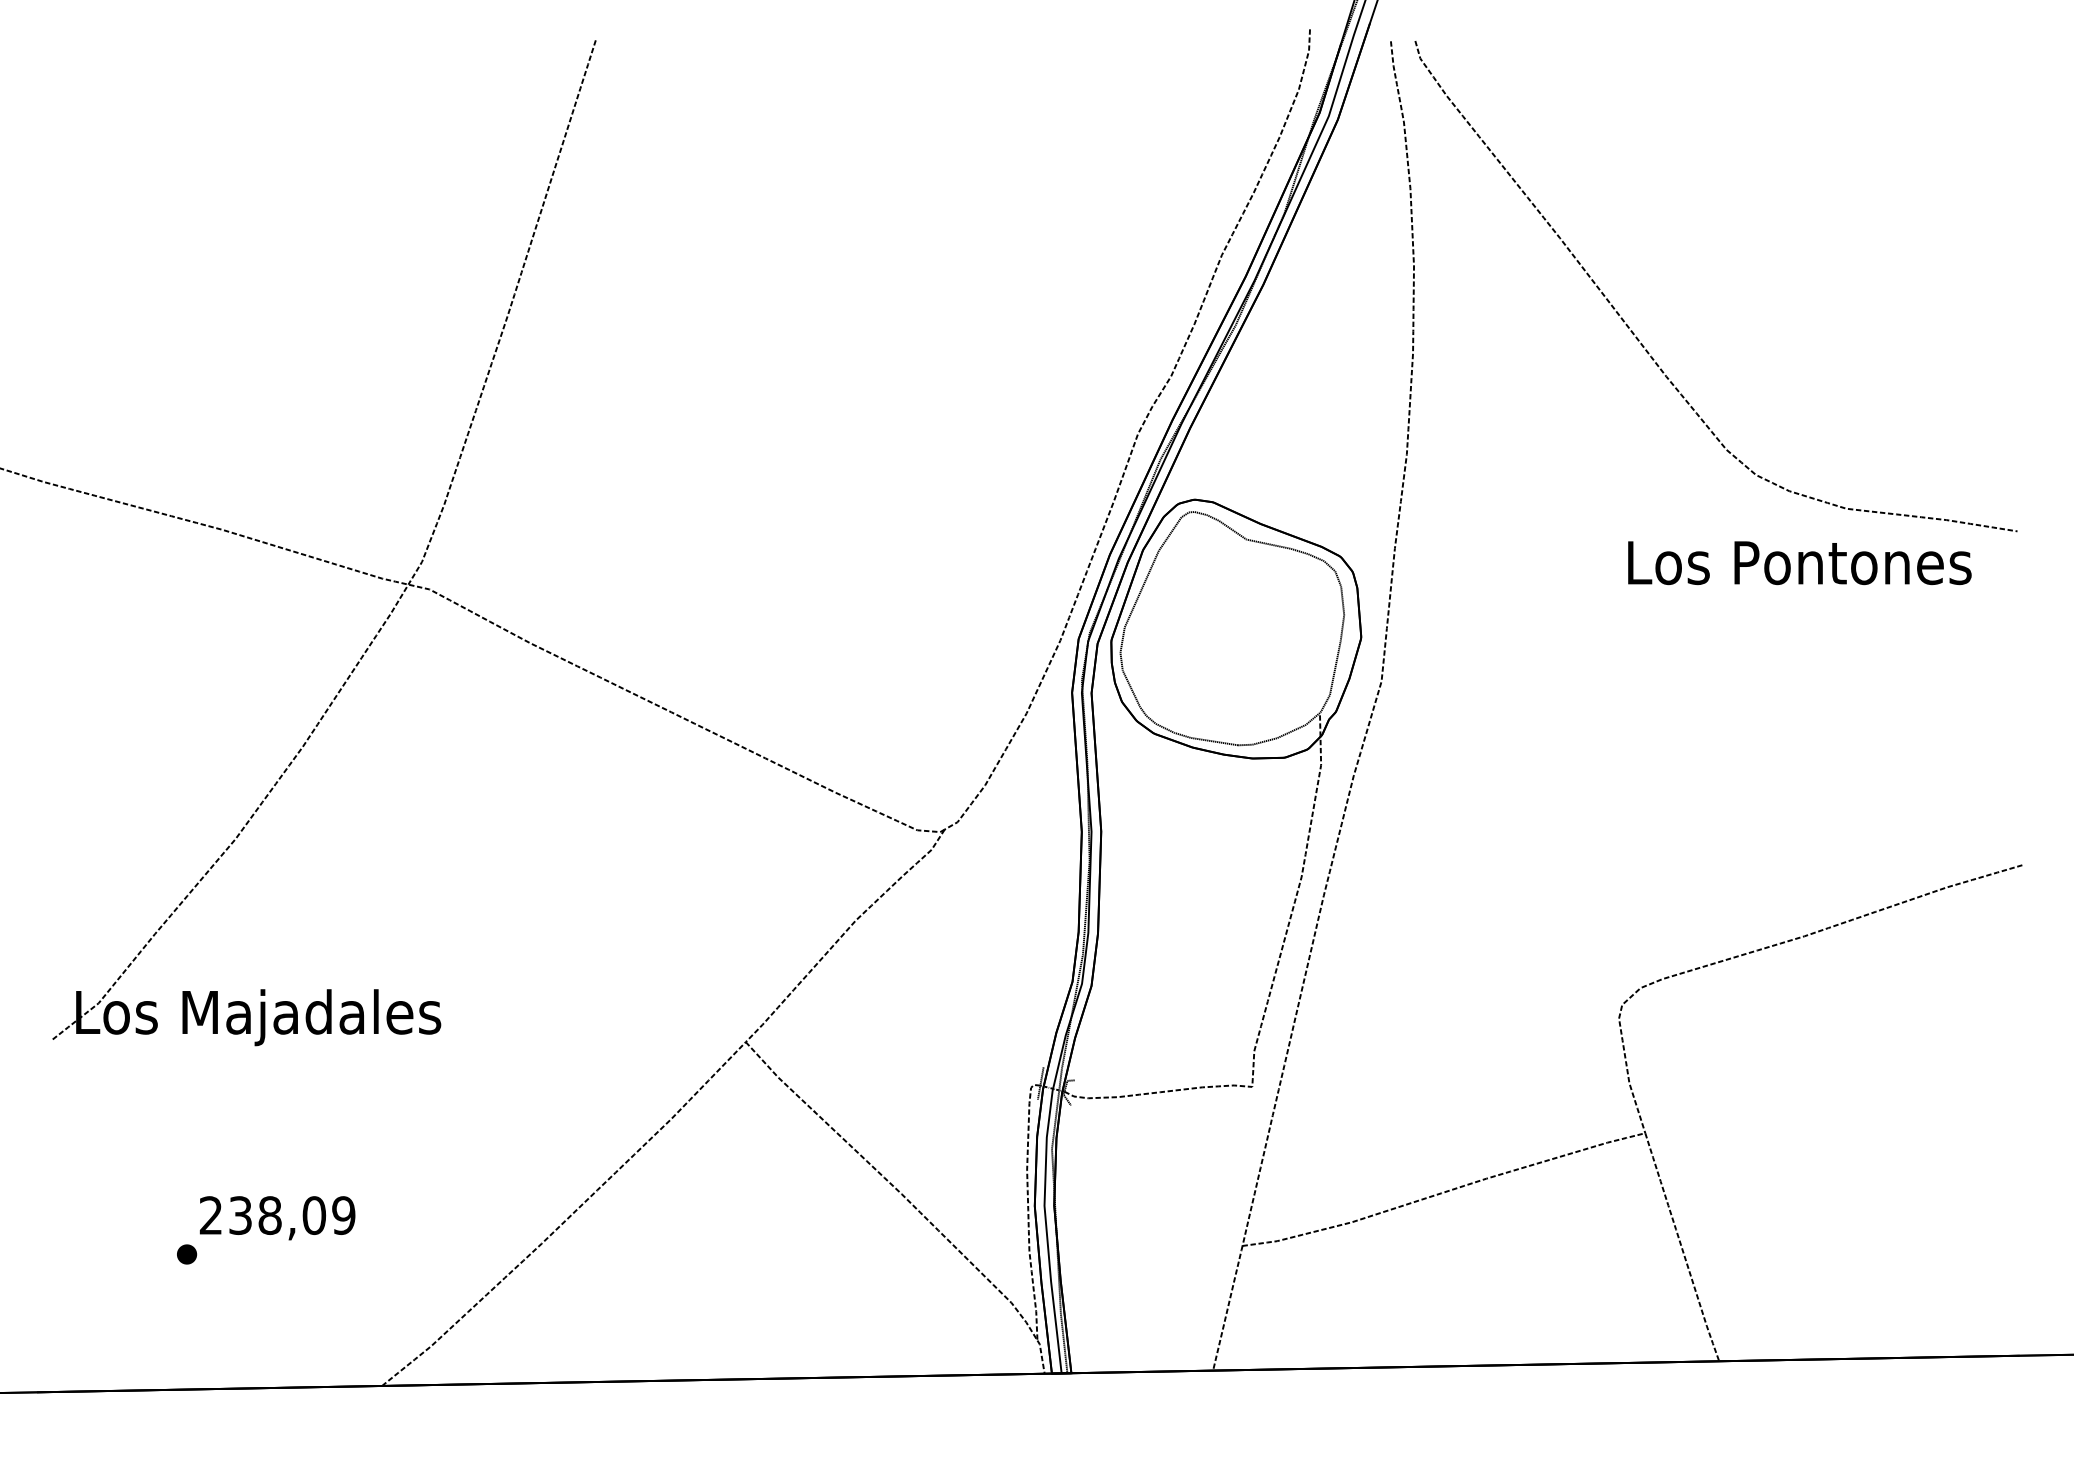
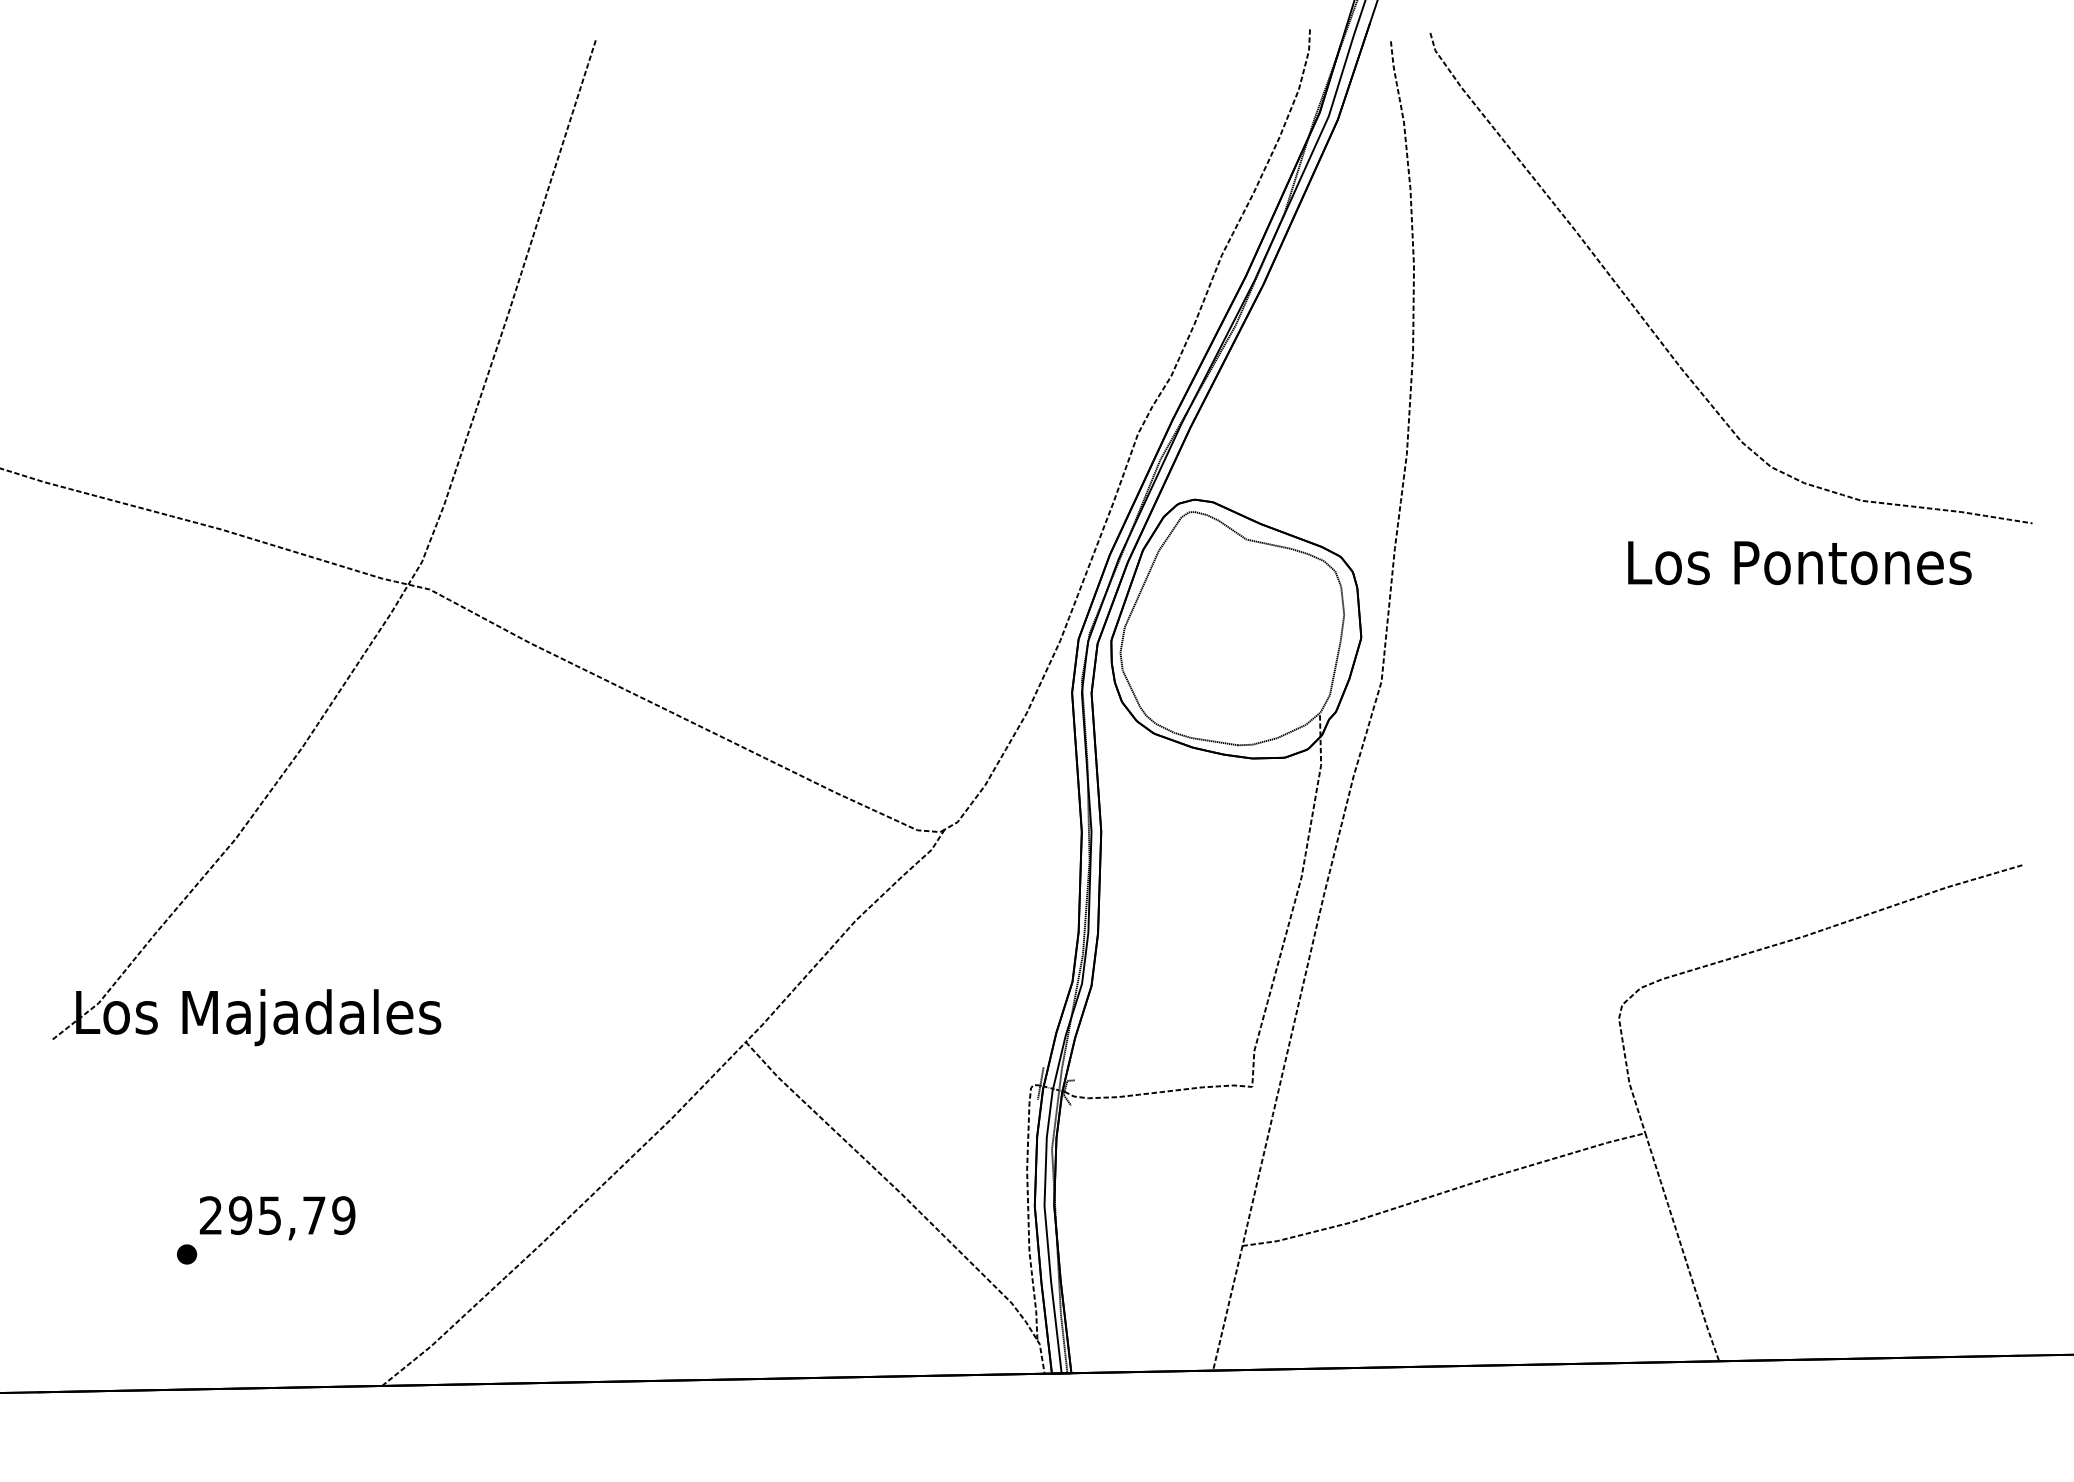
curve position: (1642, 343) -> (1657, 335) (1657, 335)
text: 238,09 -> 295,79 (277, 1215)
